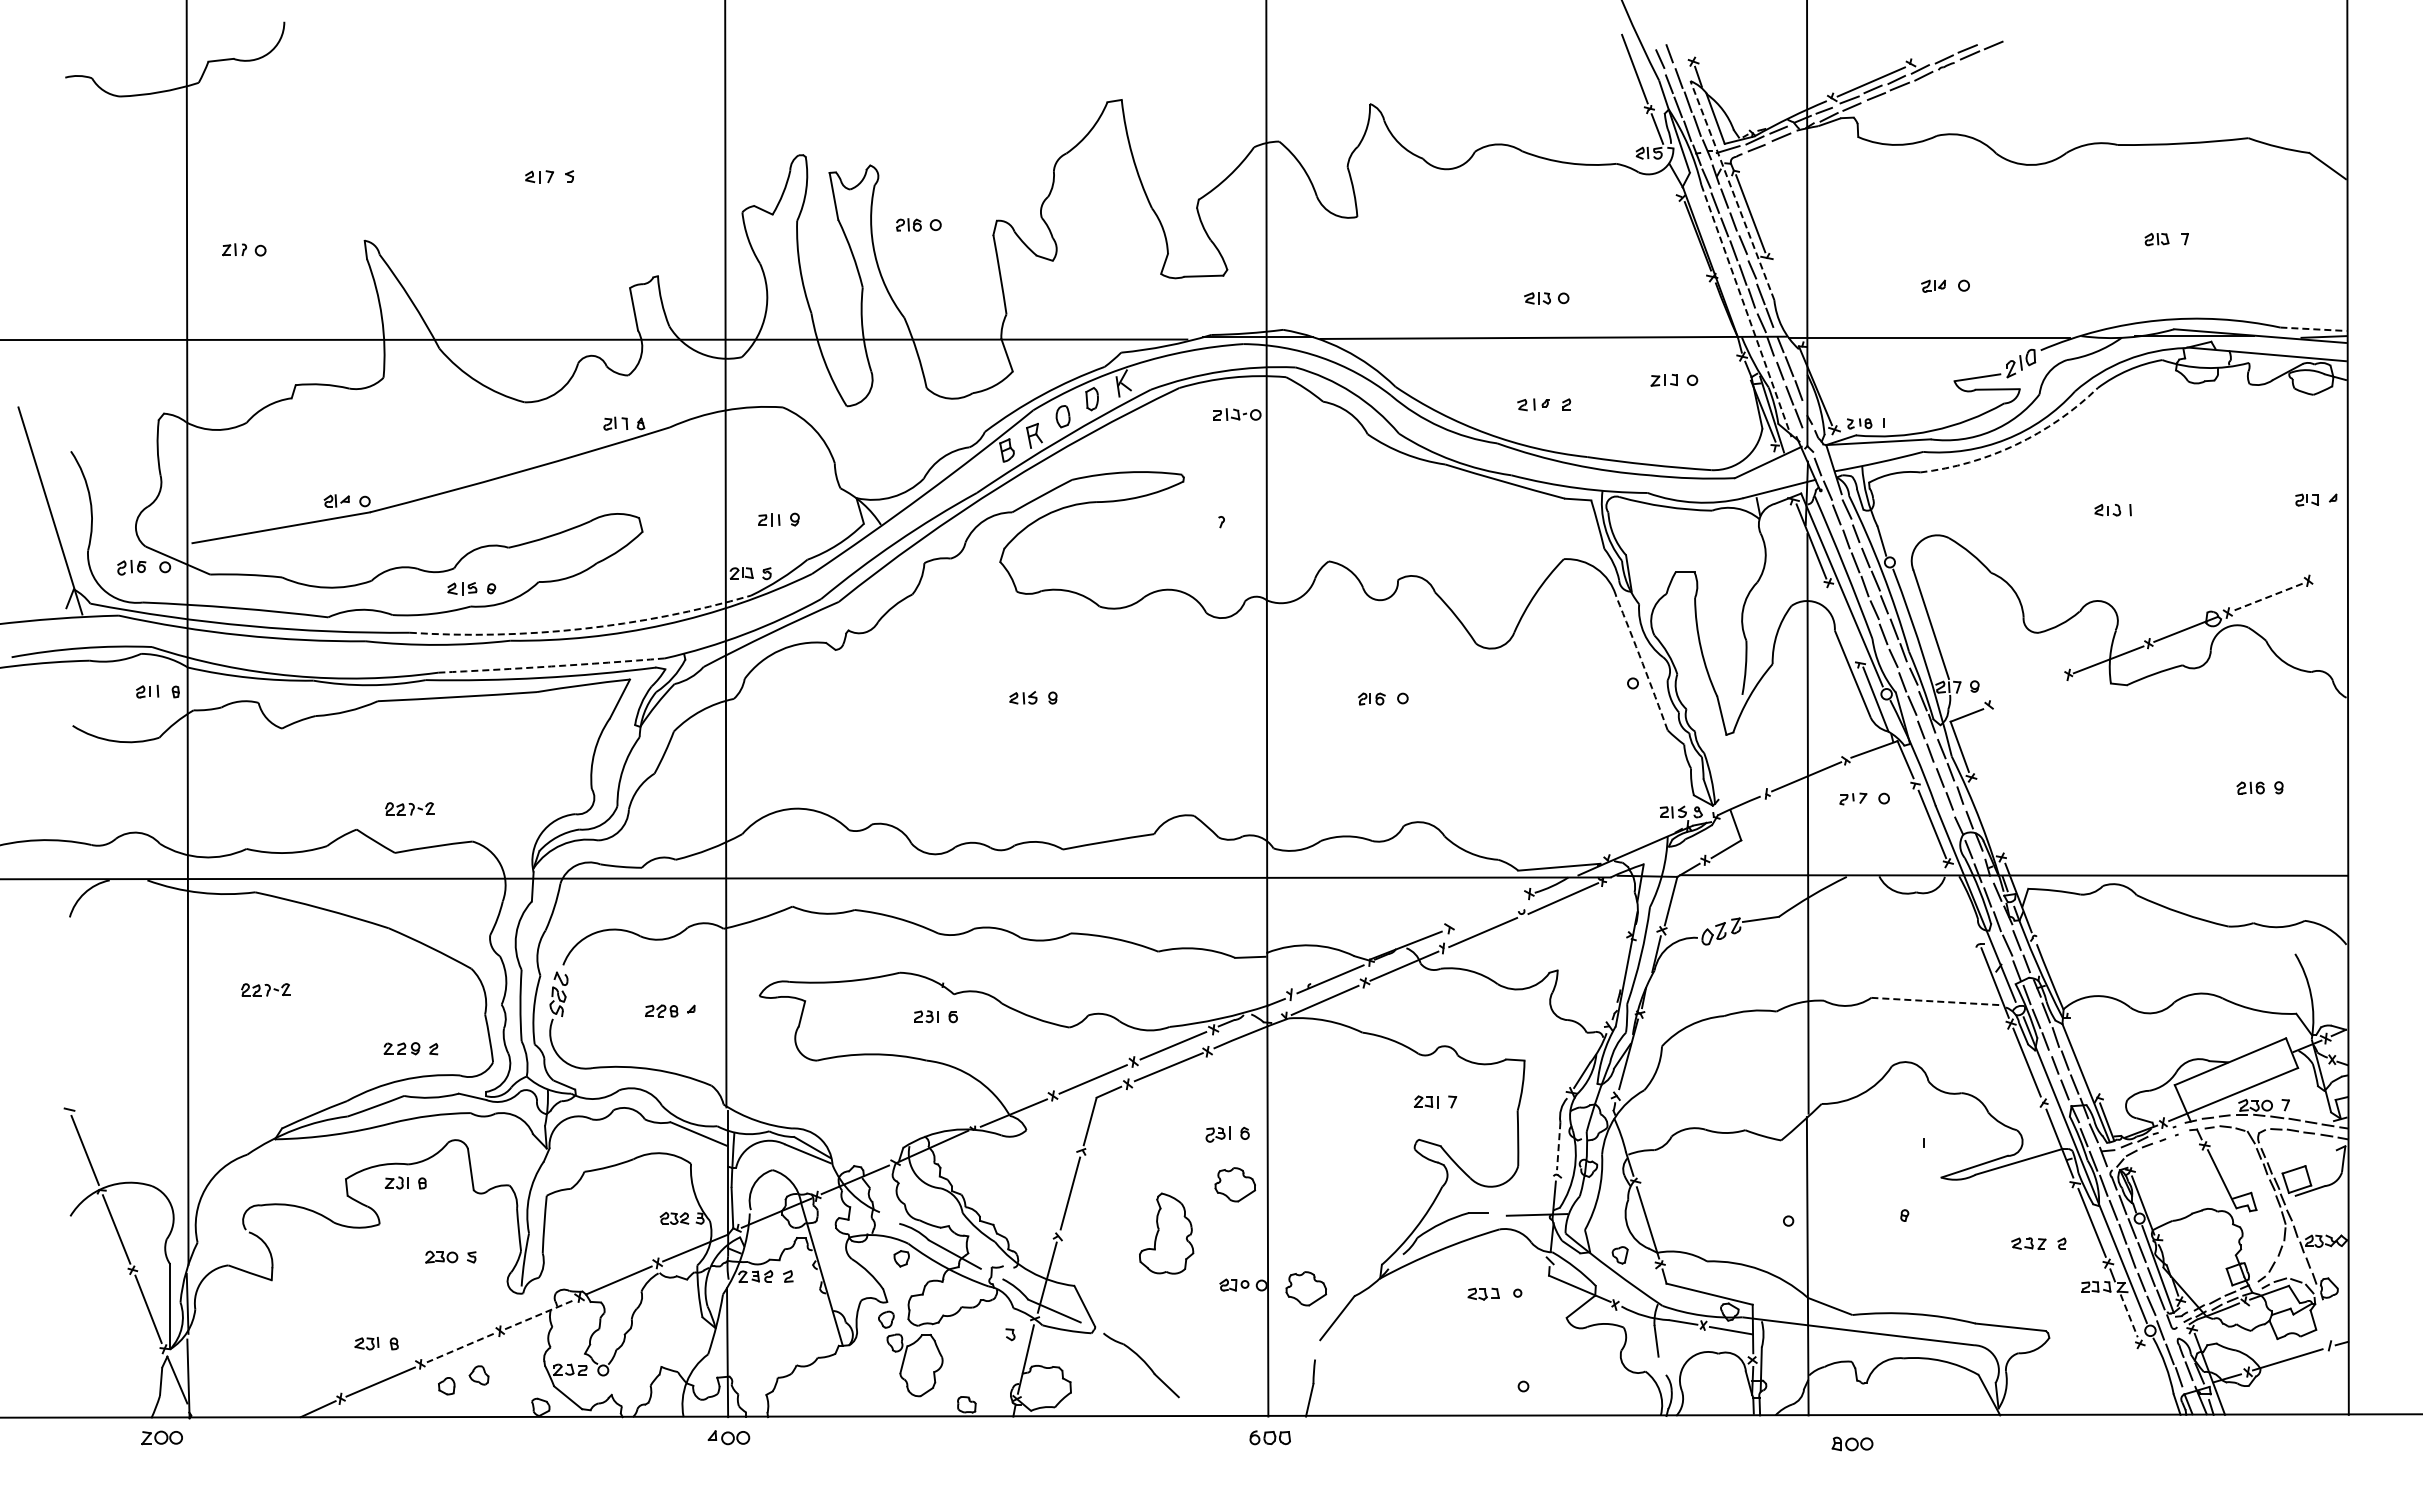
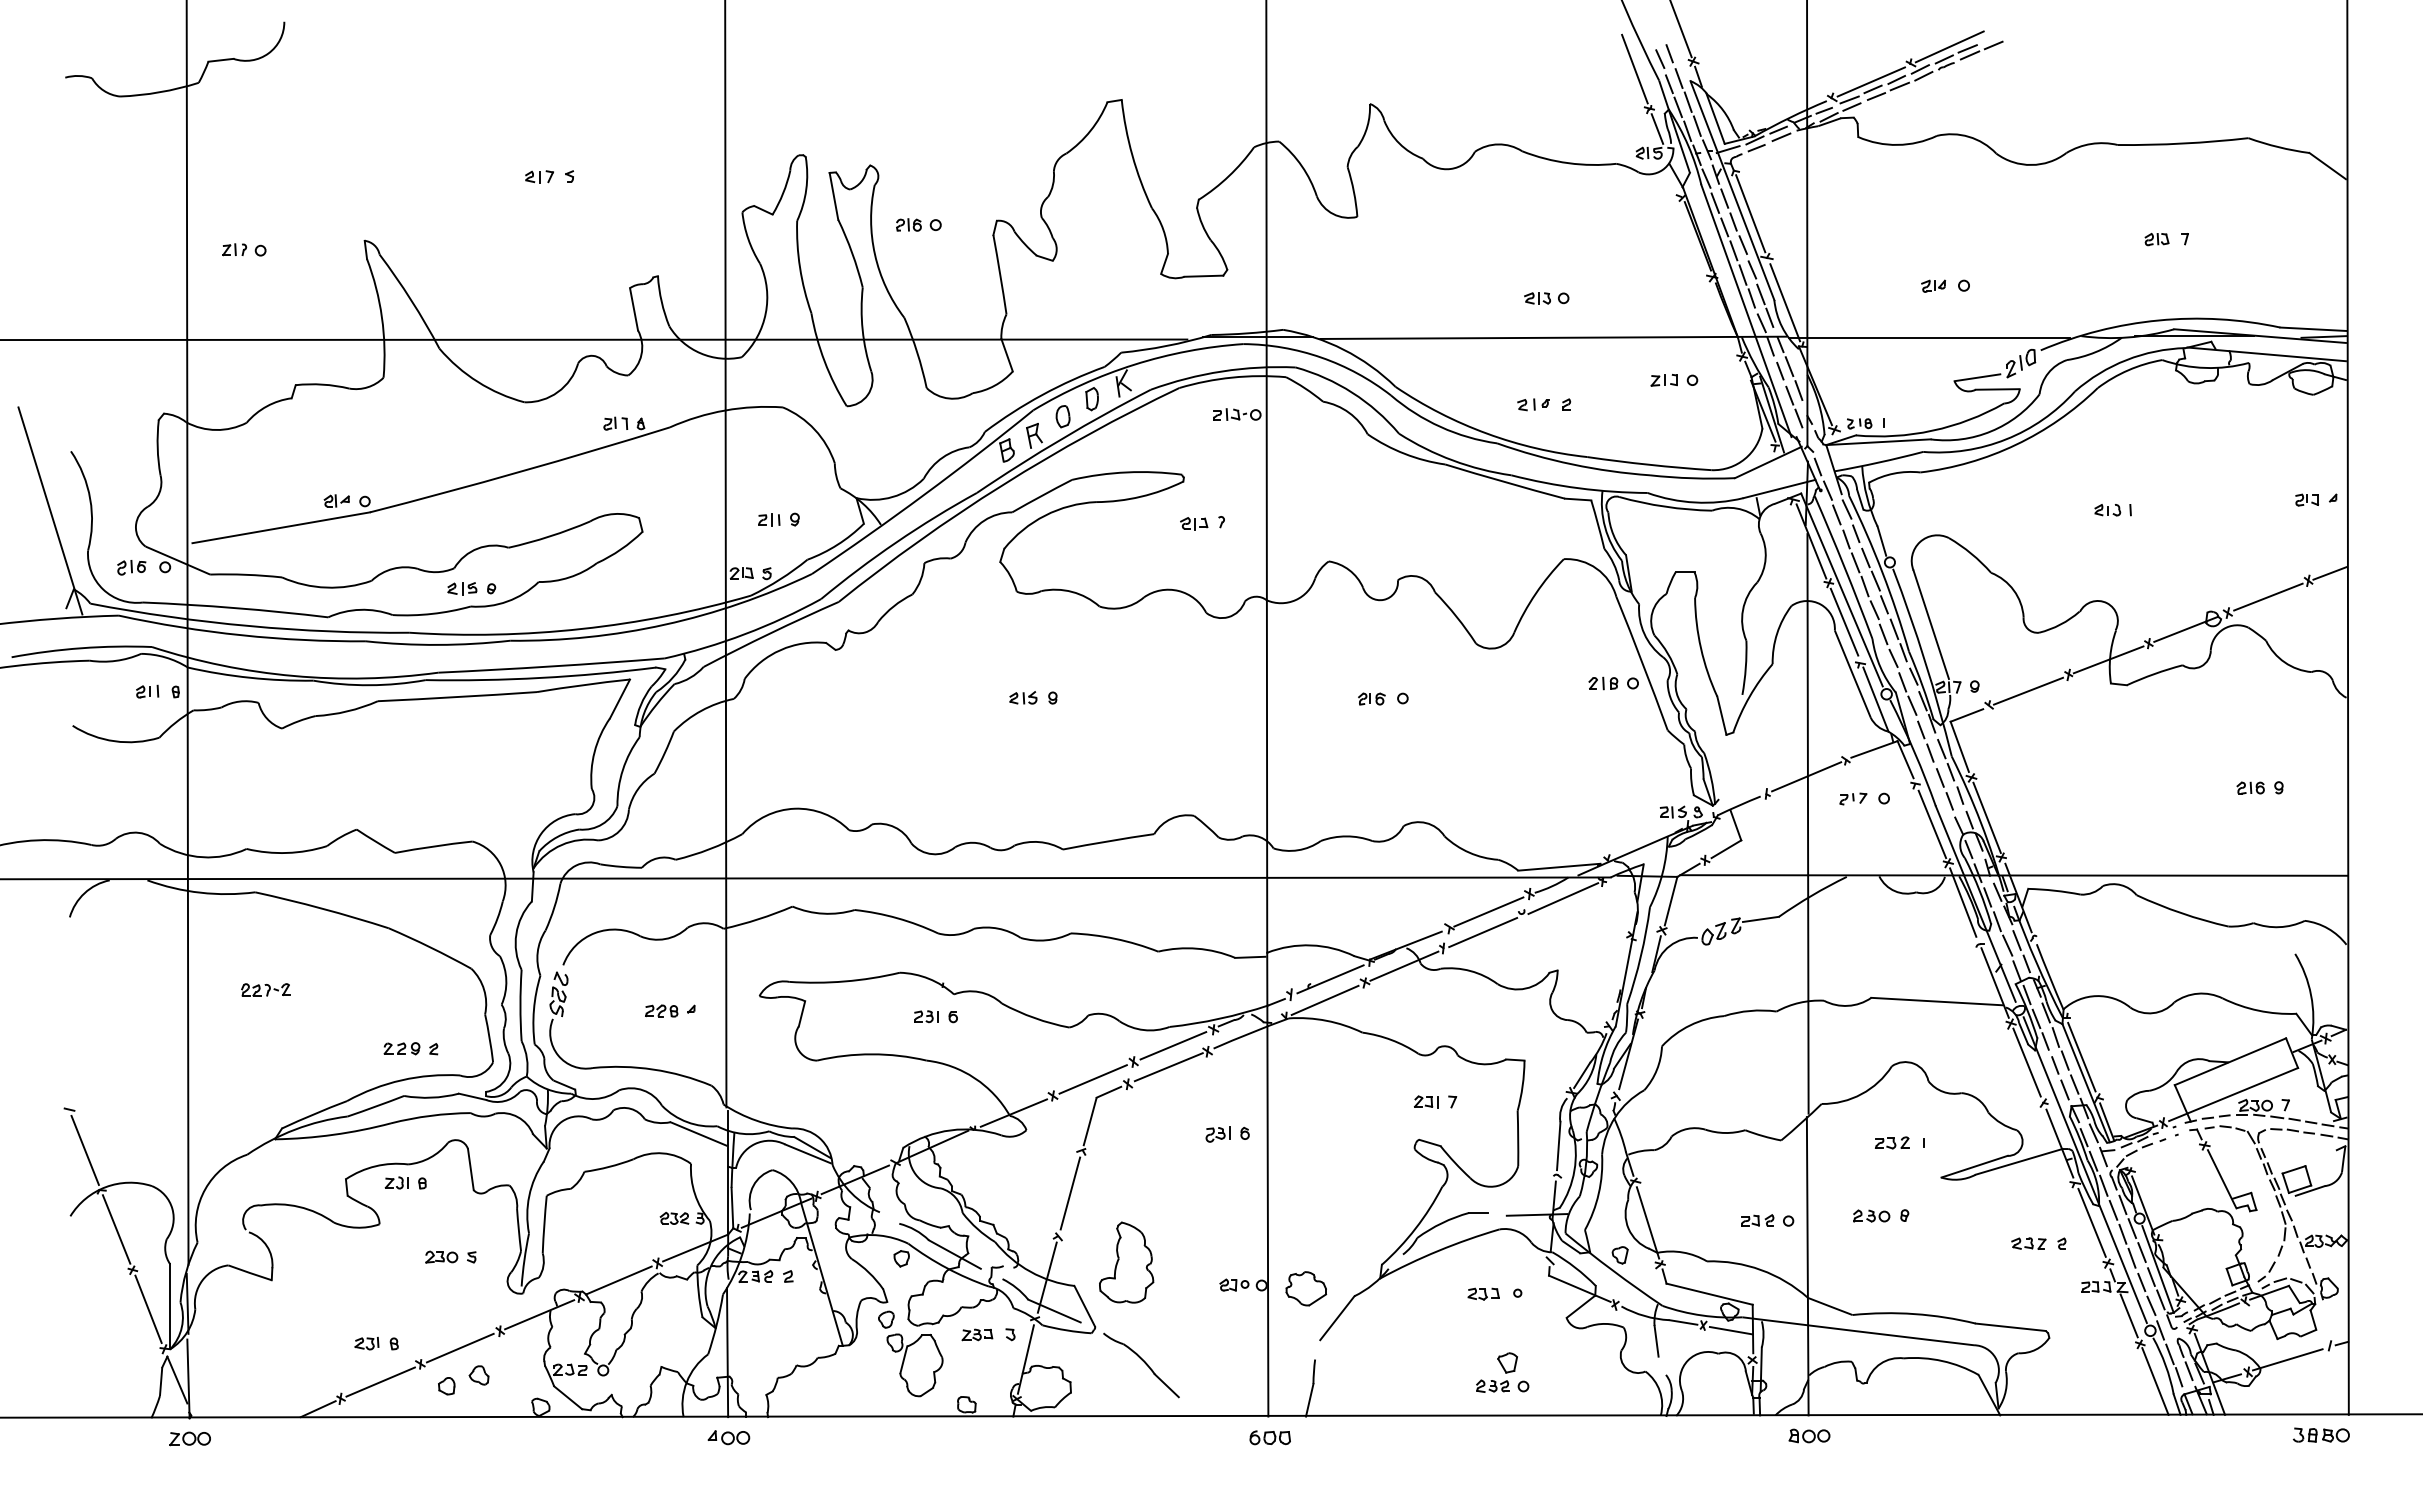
line: none -> present (1681, 29)
line: none -> present (1949, 46)
line: dashed -> solid (1732, 190)
line: none -> present (1785, 302)
line: dashed -> solid (1746, 311)
line: dashed -> solid (2313, 329)
arc: dashed -> solid (2016, 444)
part: none -> present (1194, 523)
line: none -> present (2329, 573)
line: dashed -> solid (2268, 597)
line: none -> present (1844, 621)
arc: dashed -> solid (582, 628)
arc: dashed -> solid (1642, 663)
arc: dashed -> solid (551, 666)
part: none -> present (1603, 683)
line: none -> present (2028, 690)
part: present -> none (409, 808)
line: none -> present (1986, 817)
line: none -> present (1963, 902)
line: none -> present (1488, 911)
line: dashed -> solid (1936, 1001)
line: none -> present (2081, 1056)
part: none -> present (1892, 1142)
line: dashed -> solid (1558, 1146)
part: present -> none (1234, 1184)
part: none -> present (1871, 1215)
part: none -> present (1757, 1220)
part position: (1166, 1233) -> (1126, 1262) (1126, 1262)
line: dashed -> solid (540, 1314)
line: dashed -> solid (2129, 1316)
part: none -> present (977, 1334)
line: dashed -> solid (459, 1348)
part: none -> present (1502, 1368)
line: none -> present (2155, 1381)
part: none -> present (2320, 1434)
part position: (161, 1437) -> (189, 1438) (189, 1438)
part position: (1852, 1443) -> (1809, 1435) (1809, 1435)
